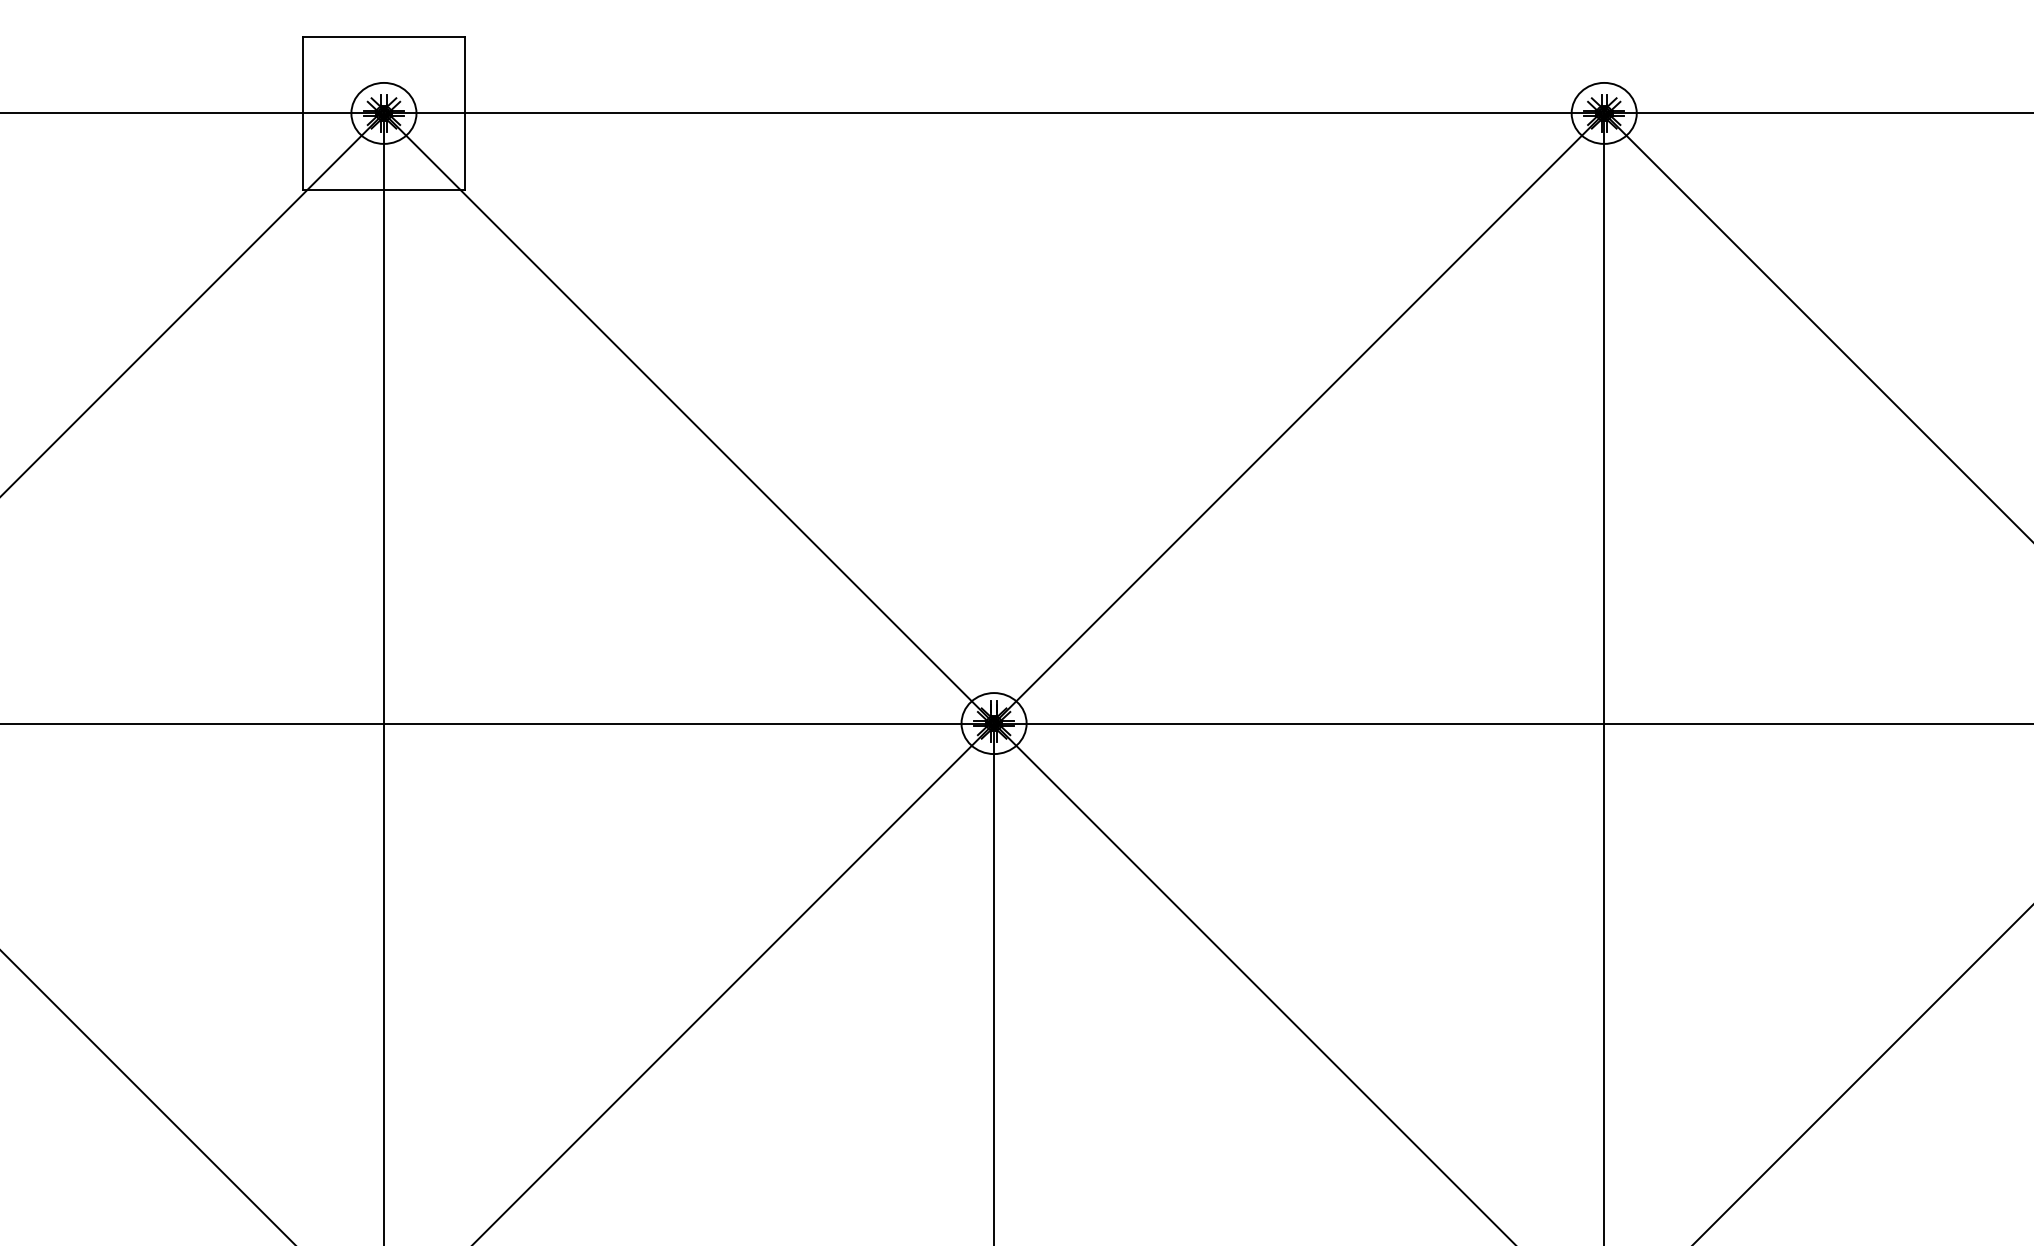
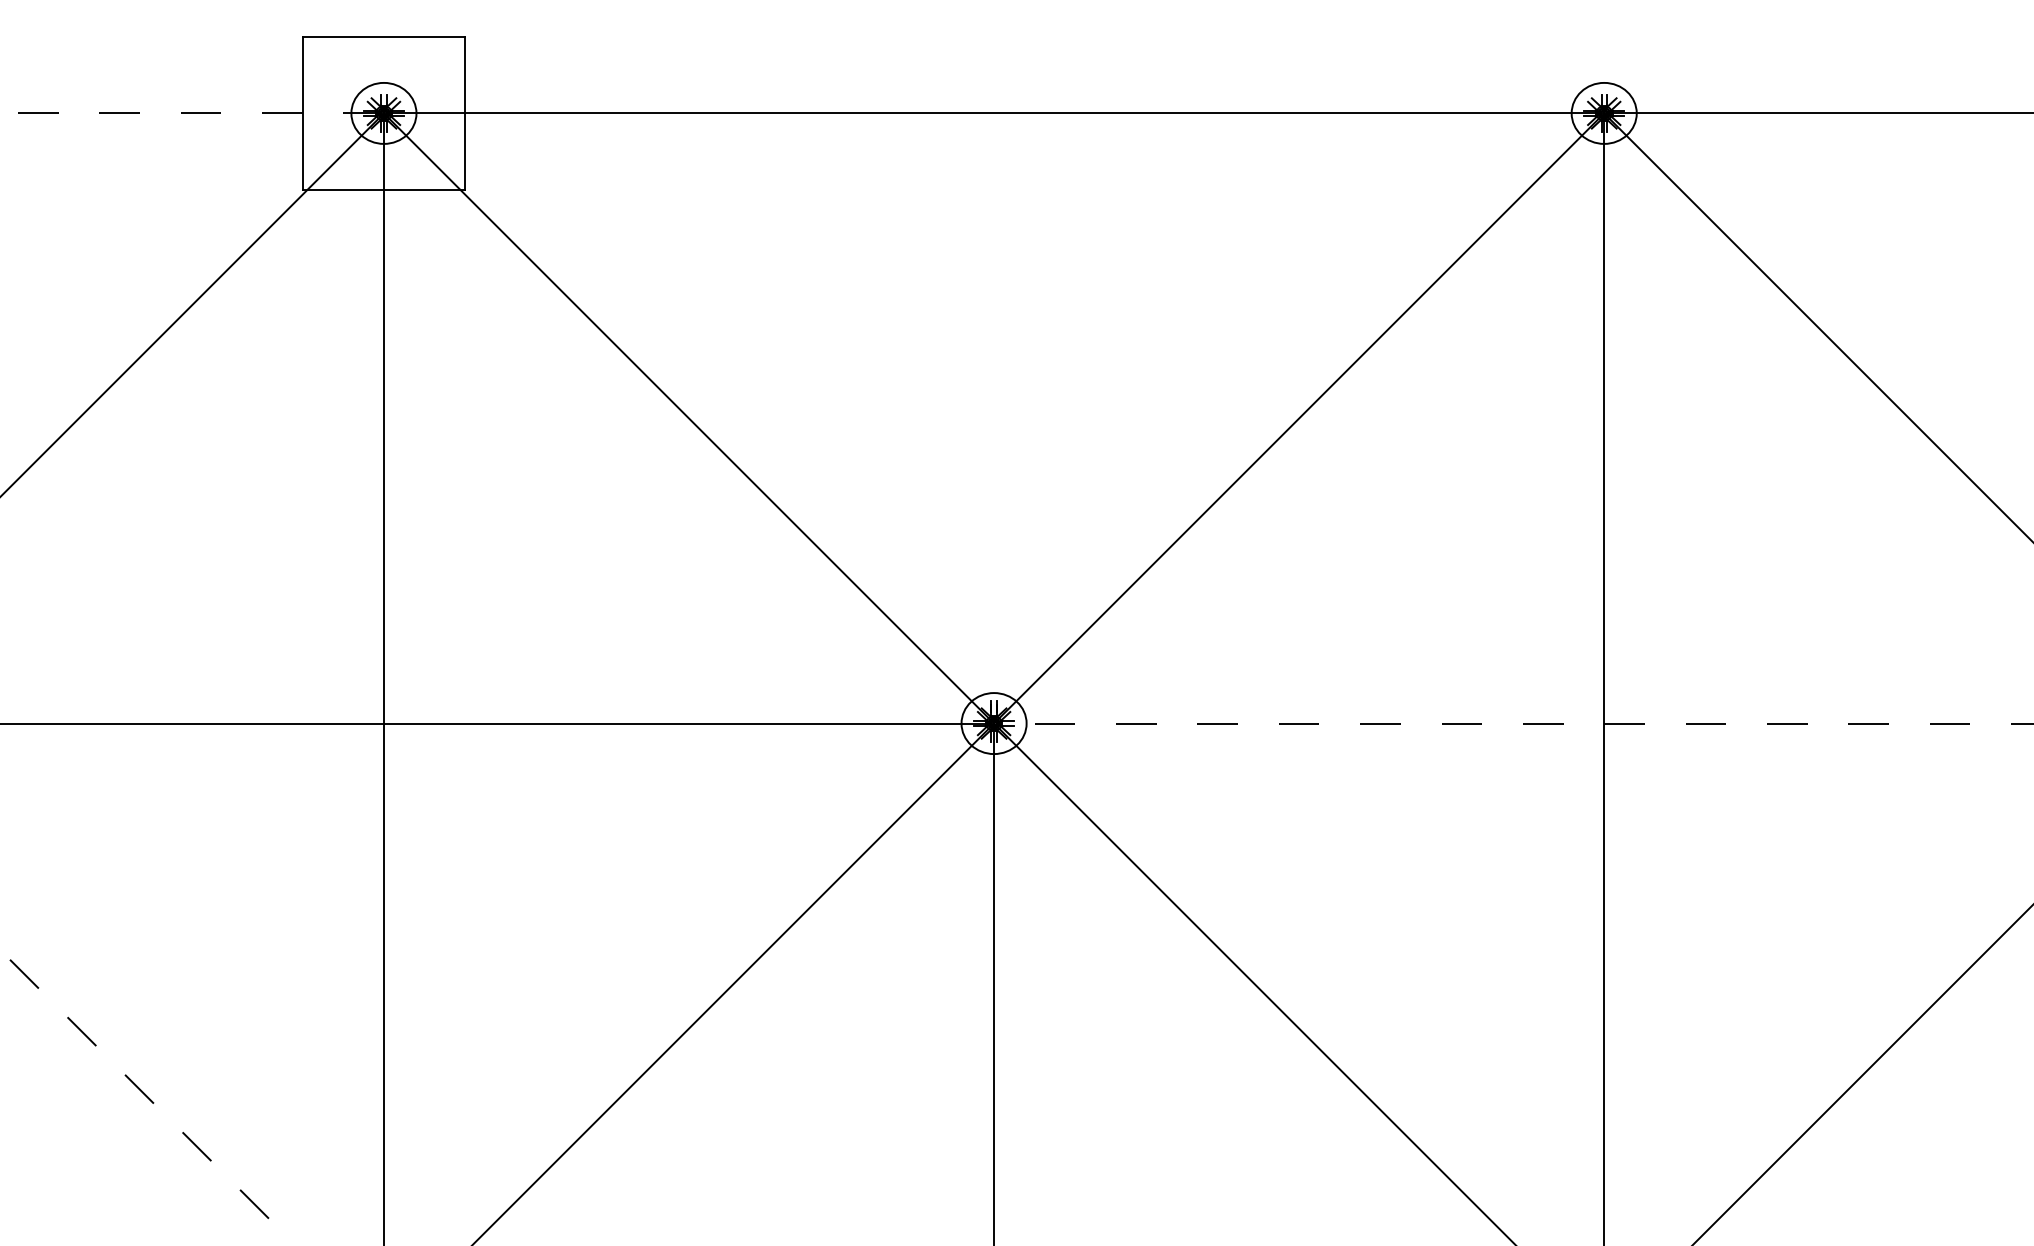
line: solid -> dashed (192, 113)
line: solid -> dashed (1513, 723)
line: solid -> dashed (147, 1097)
